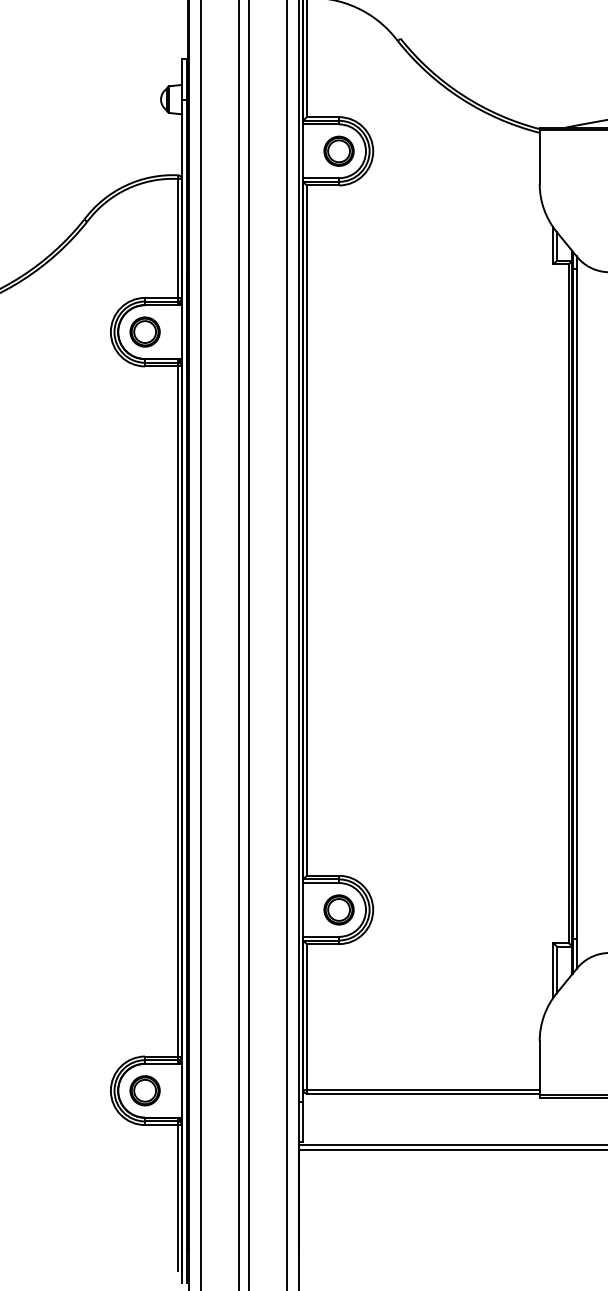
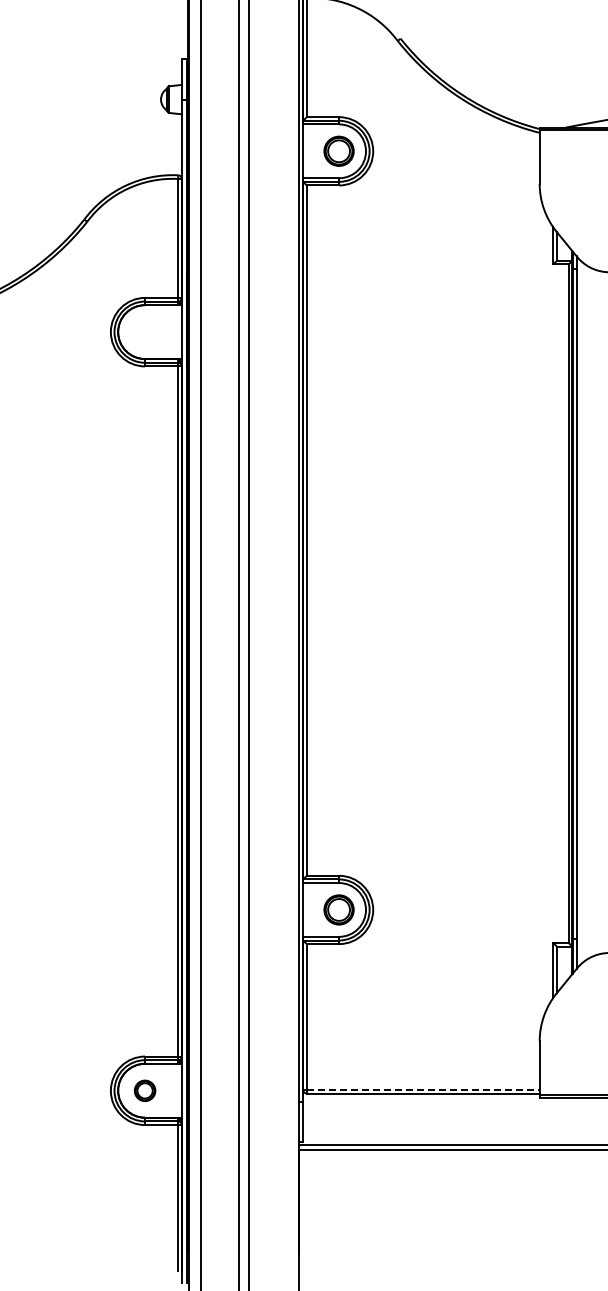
part: present -> none (144, 331)
line: present -> none (286, 644)
line: solid -> dashed (423, 1089)
part size: 32x32 px -> 24x23 px (144, 1090)
